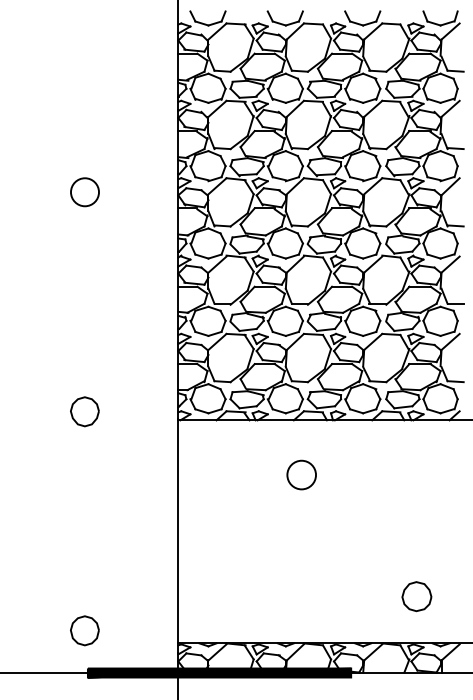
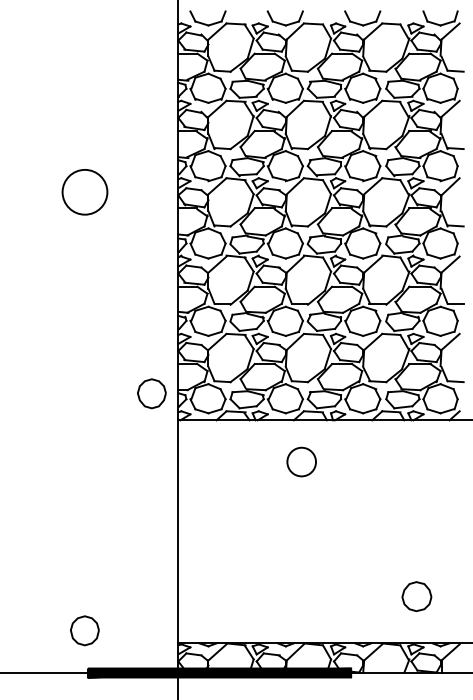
circle diameter: 28 px -> 45 px (84, 191)
part position: (84, 411) -> (151, 393) (151, 393)
circle position: (301, 474) -> (301, 461) (301, 461)
